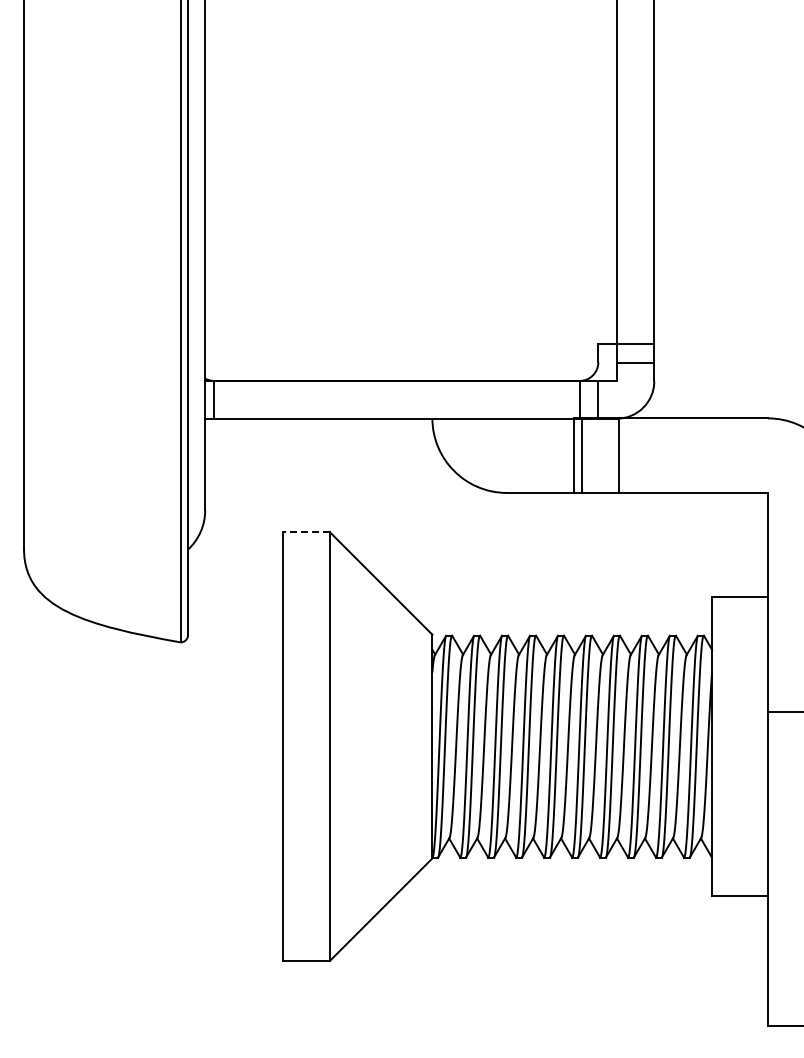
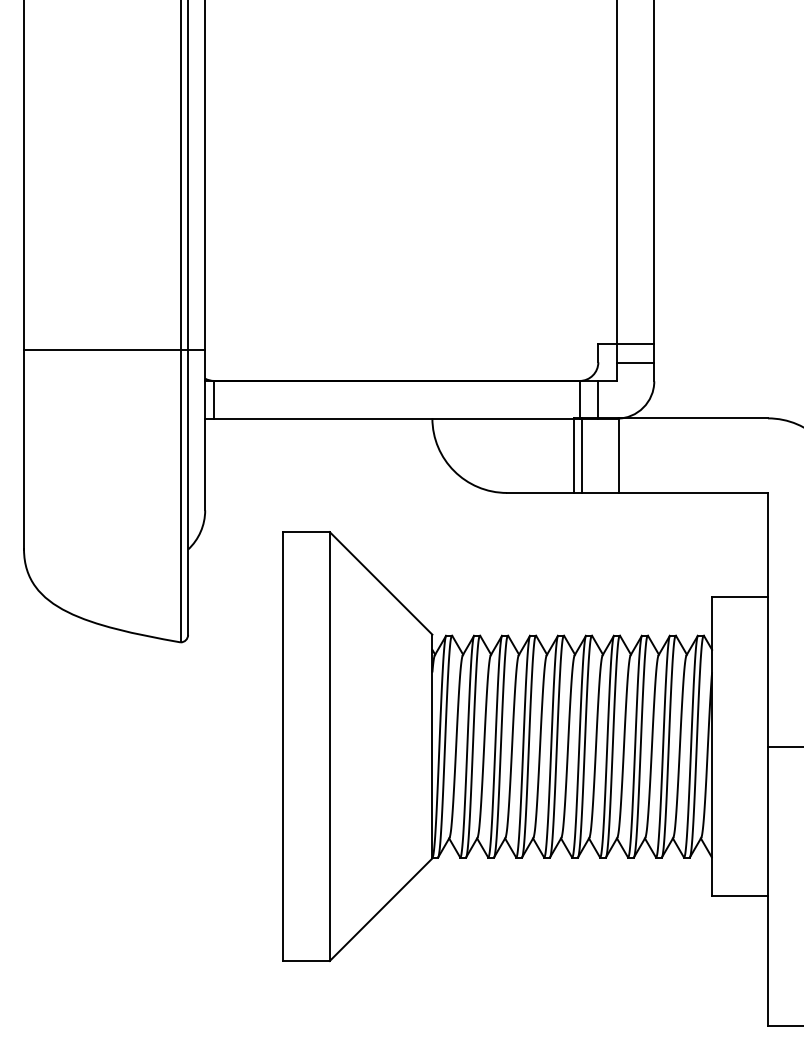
line: none -> present (114, 349)
line: dashed -> solid (306, 532)
line position: (784, 711) -> (784, 746) (784, 746)
